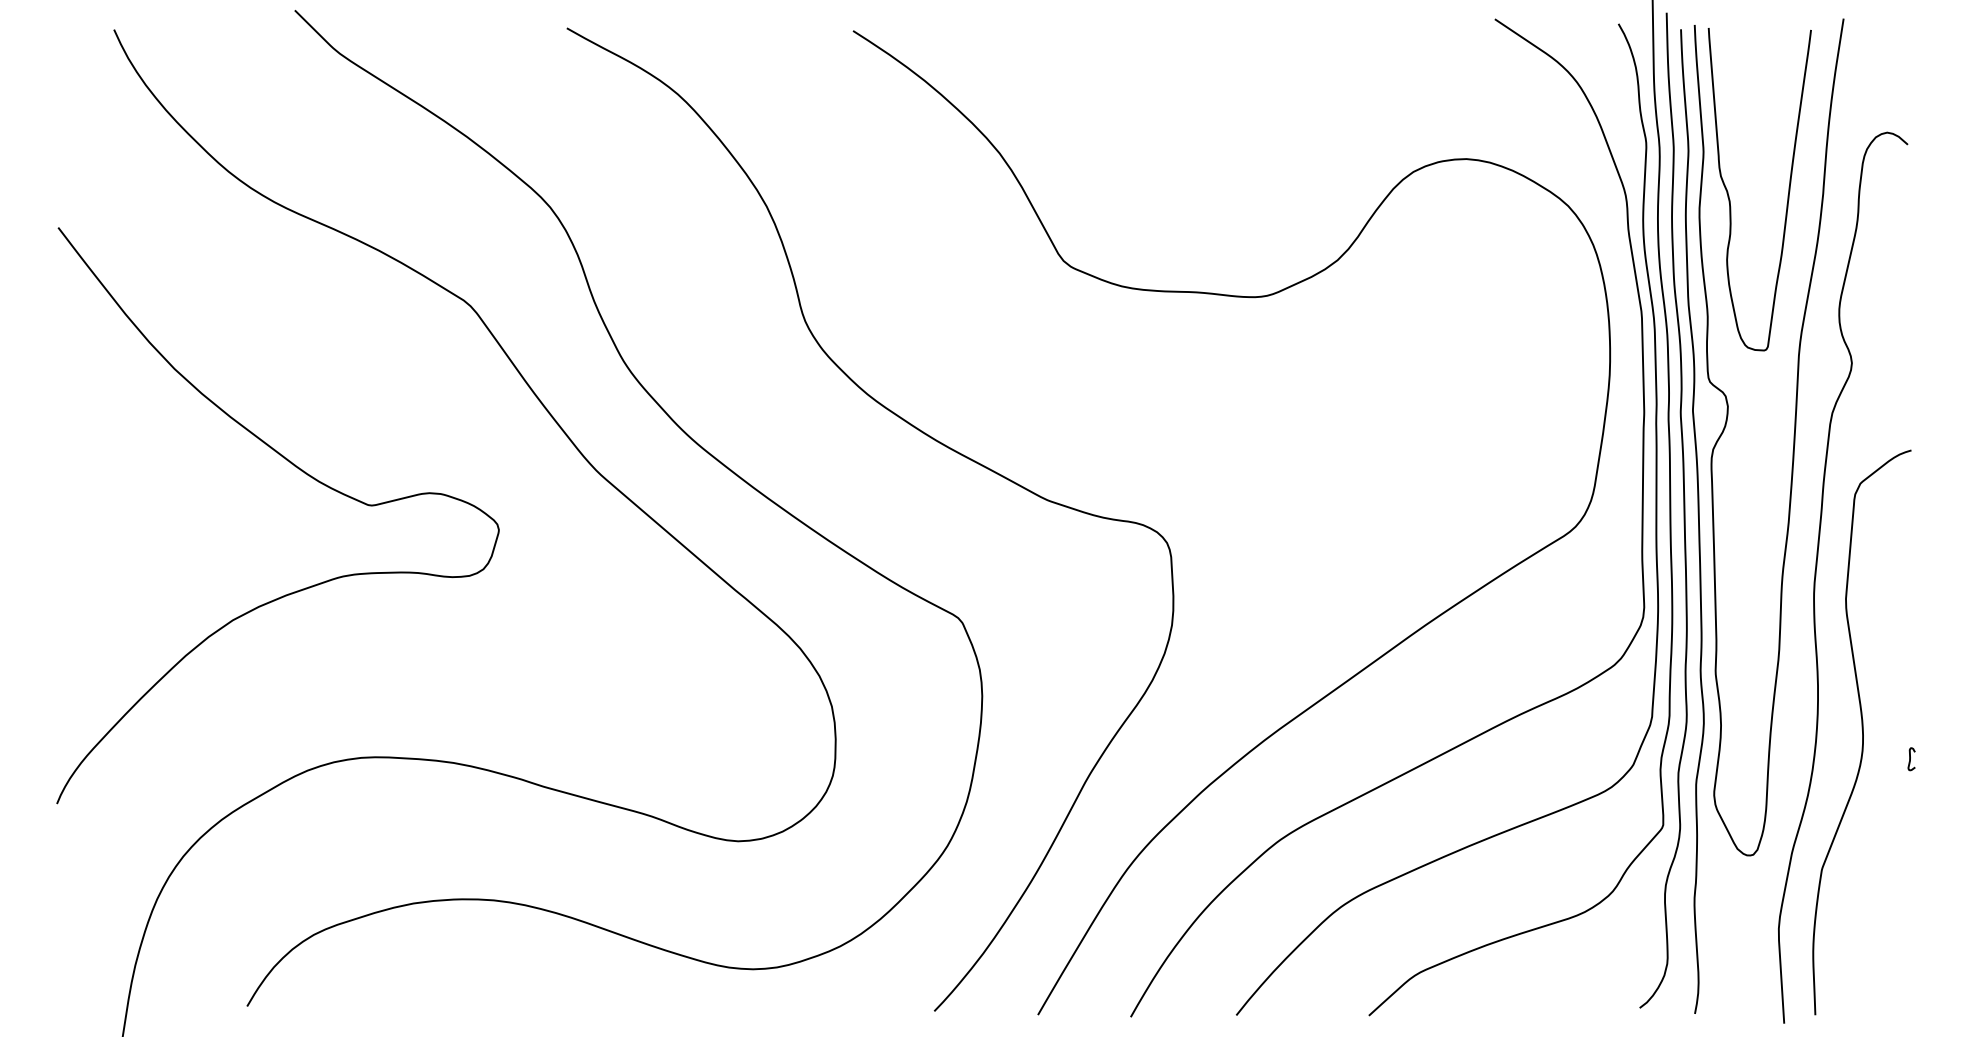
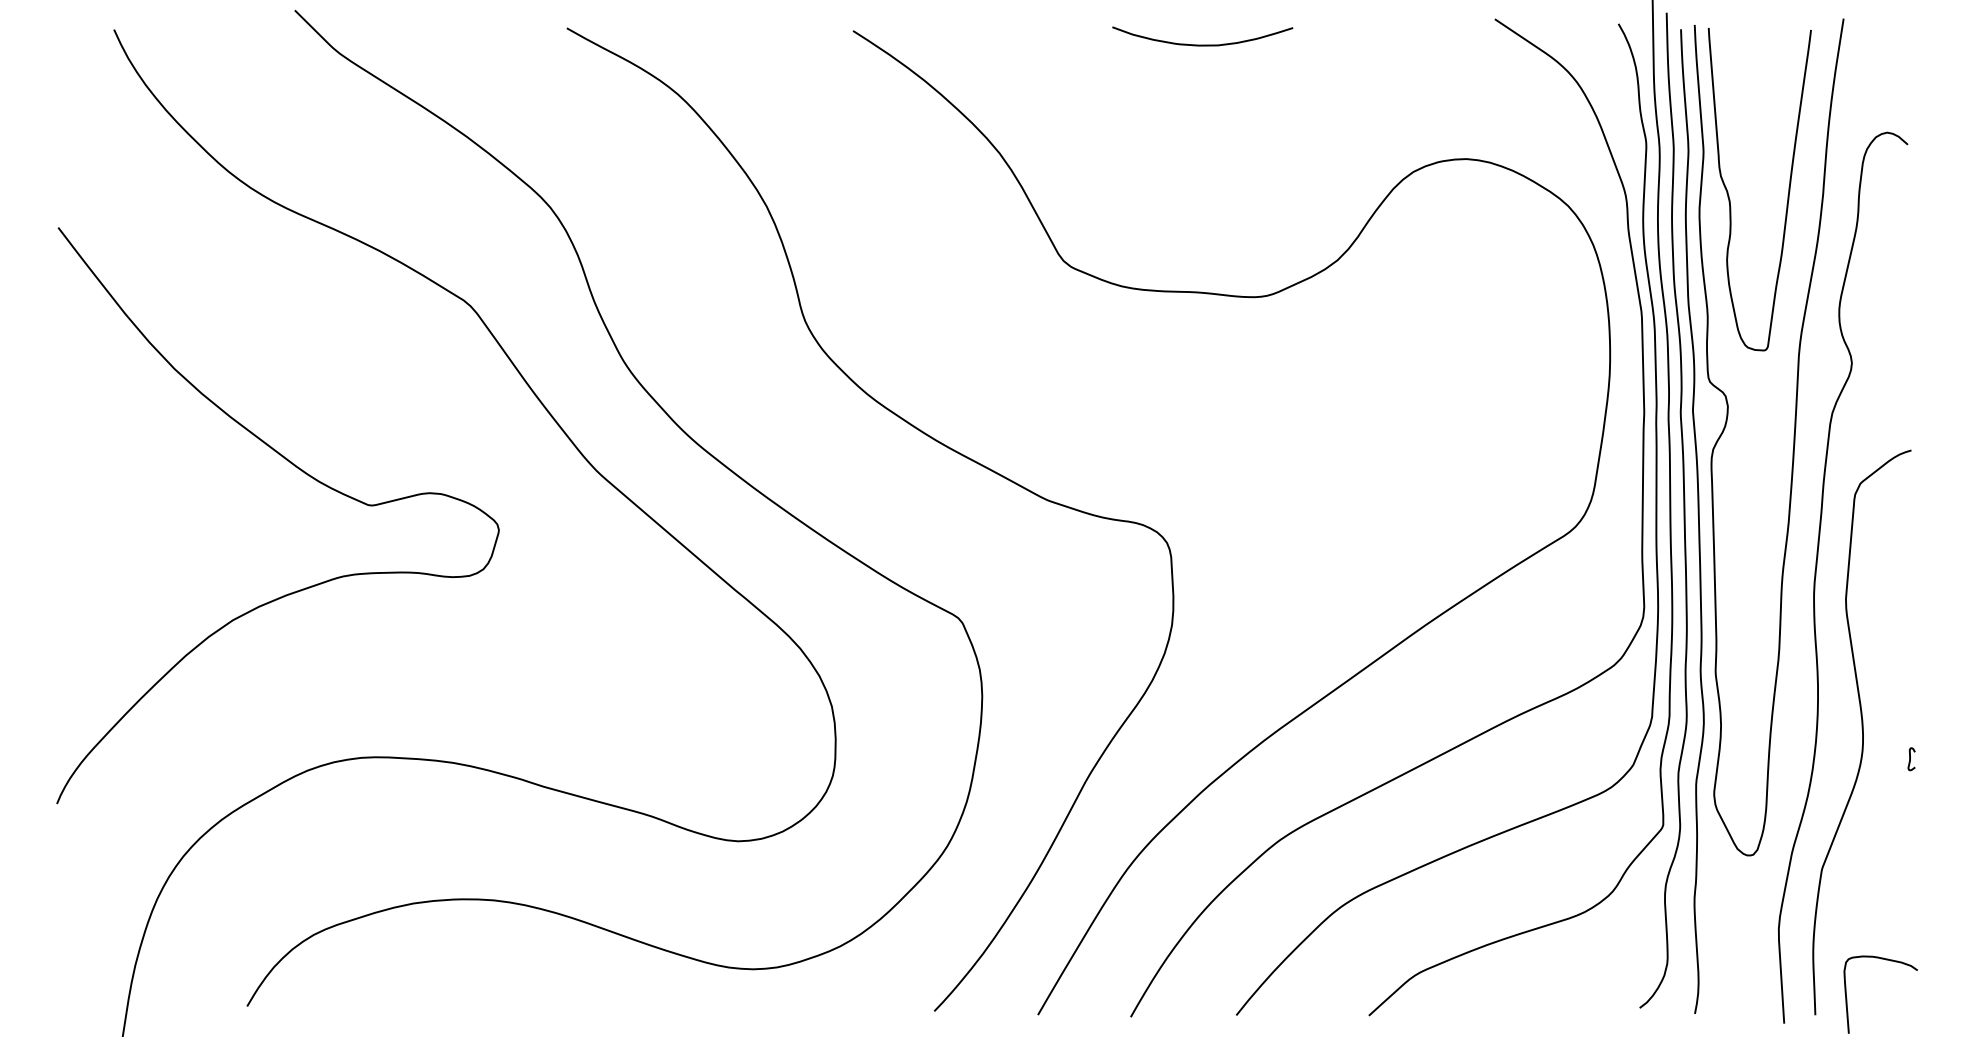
curve: none -> present (1202, 44)
curve: none -> present (1847, 998)
